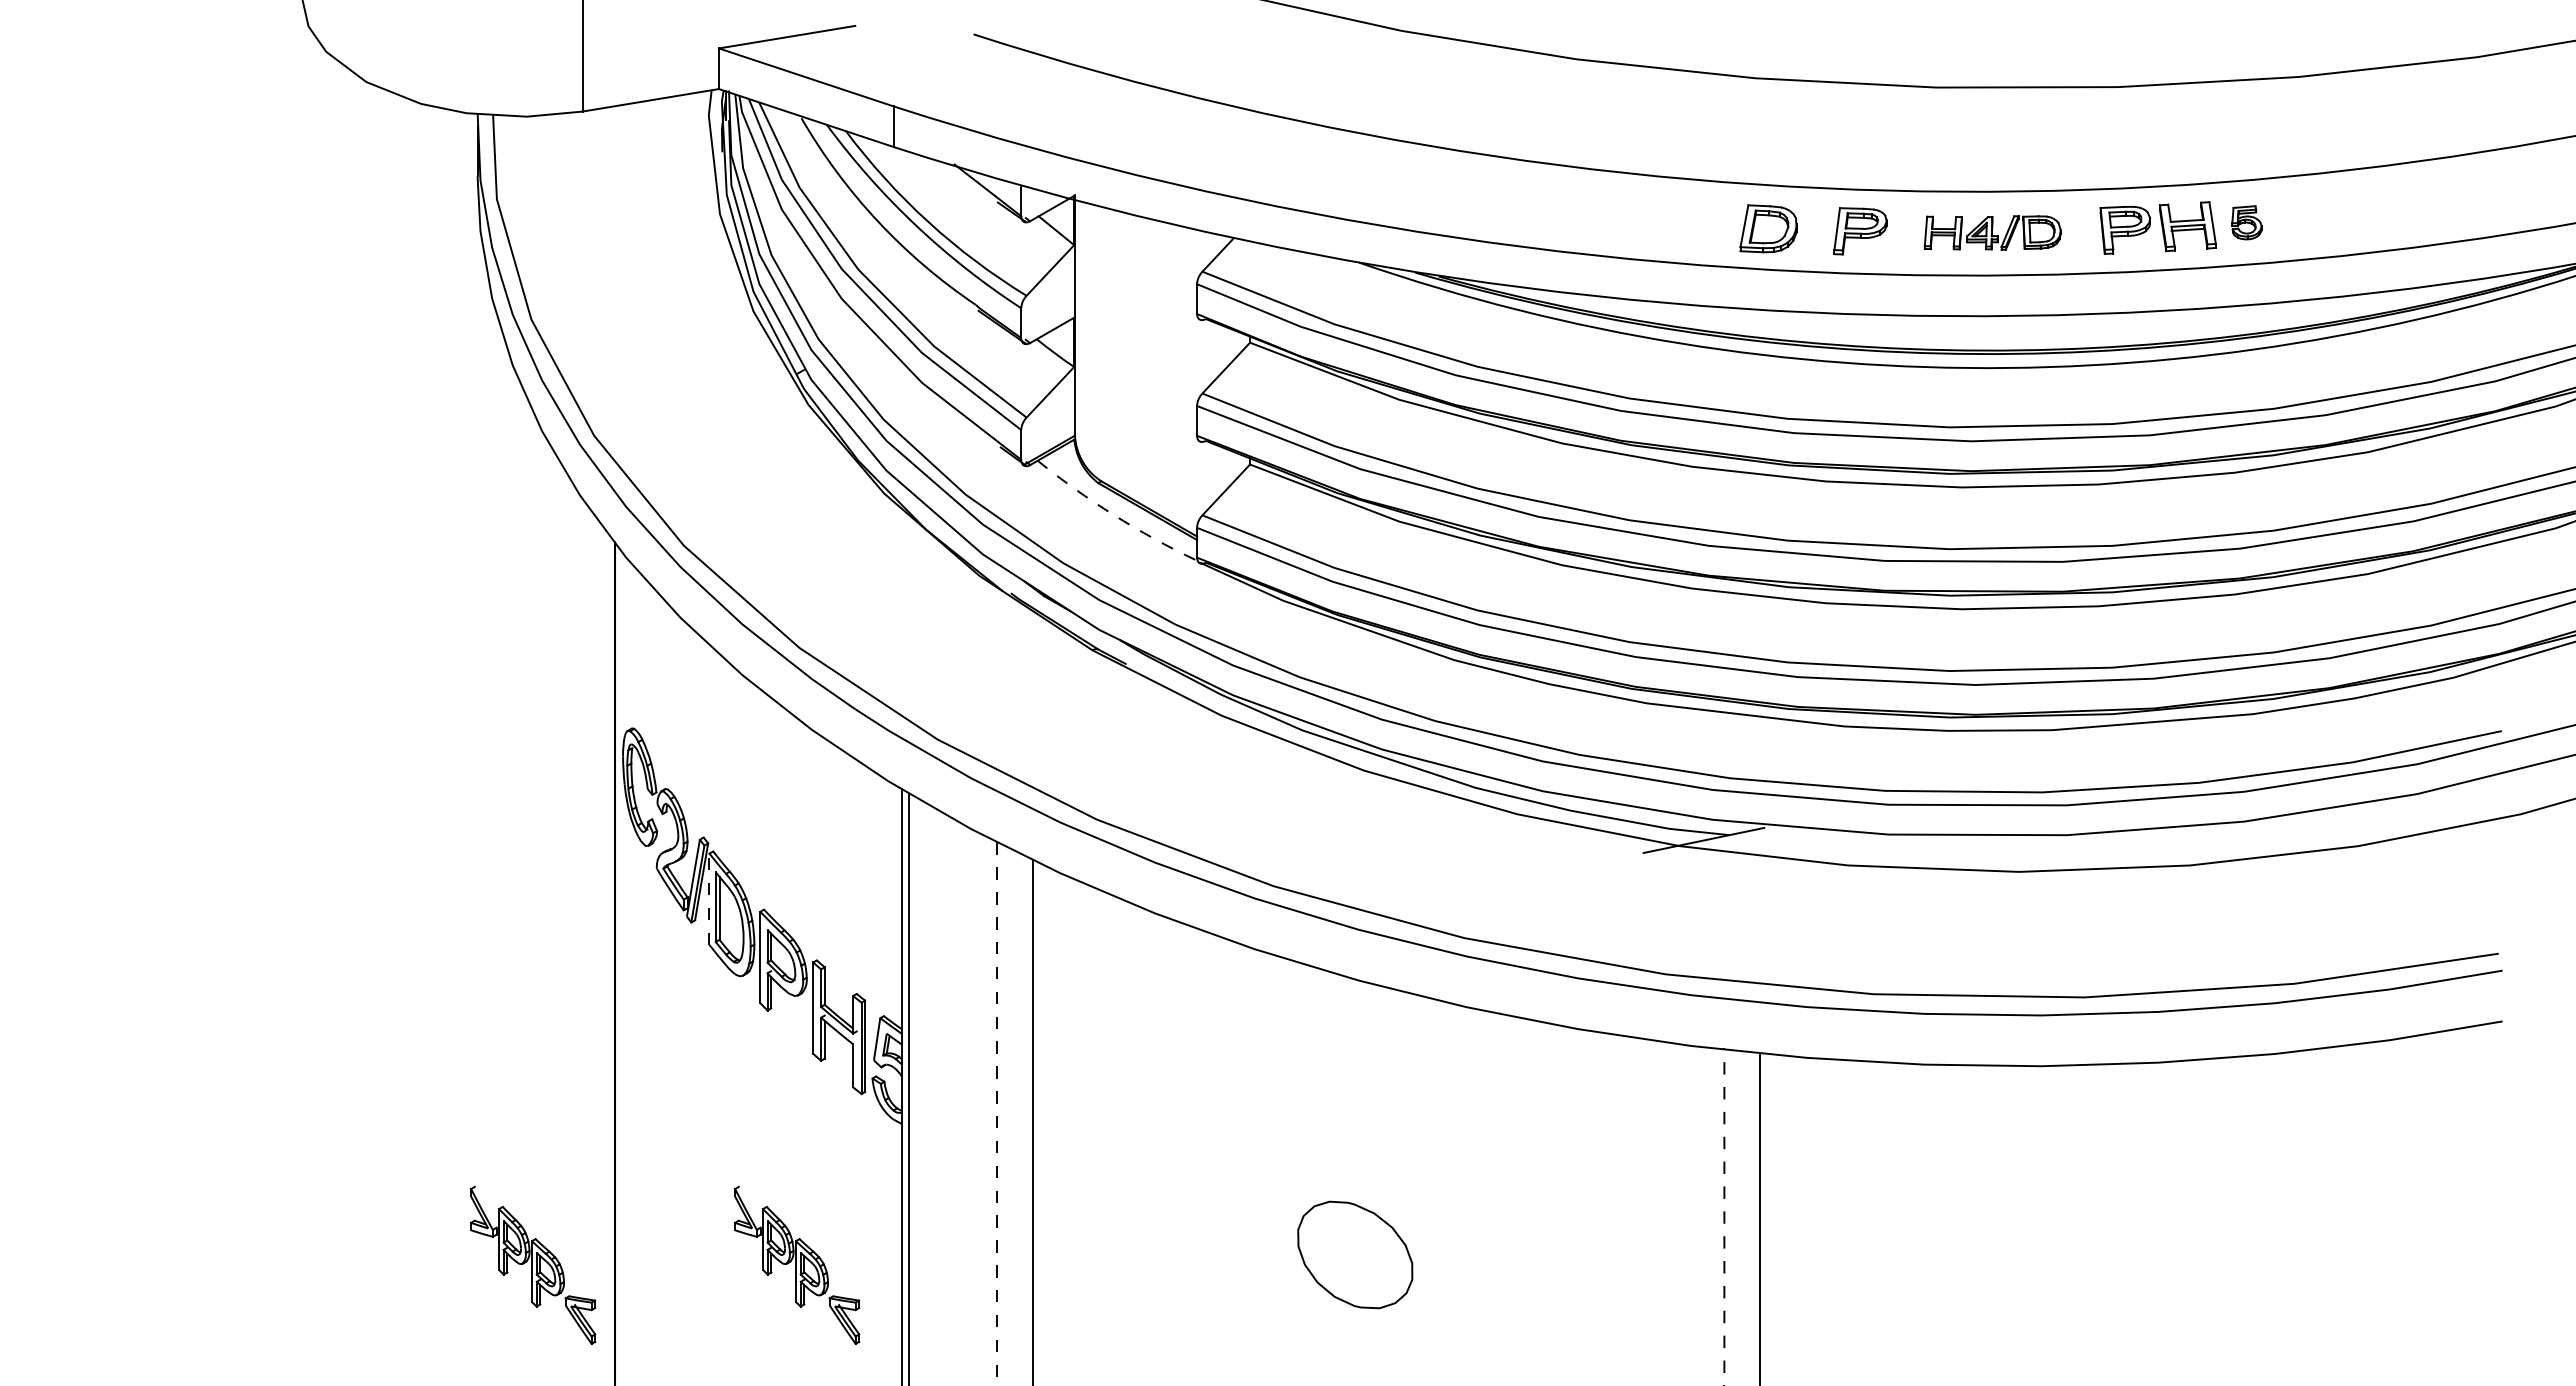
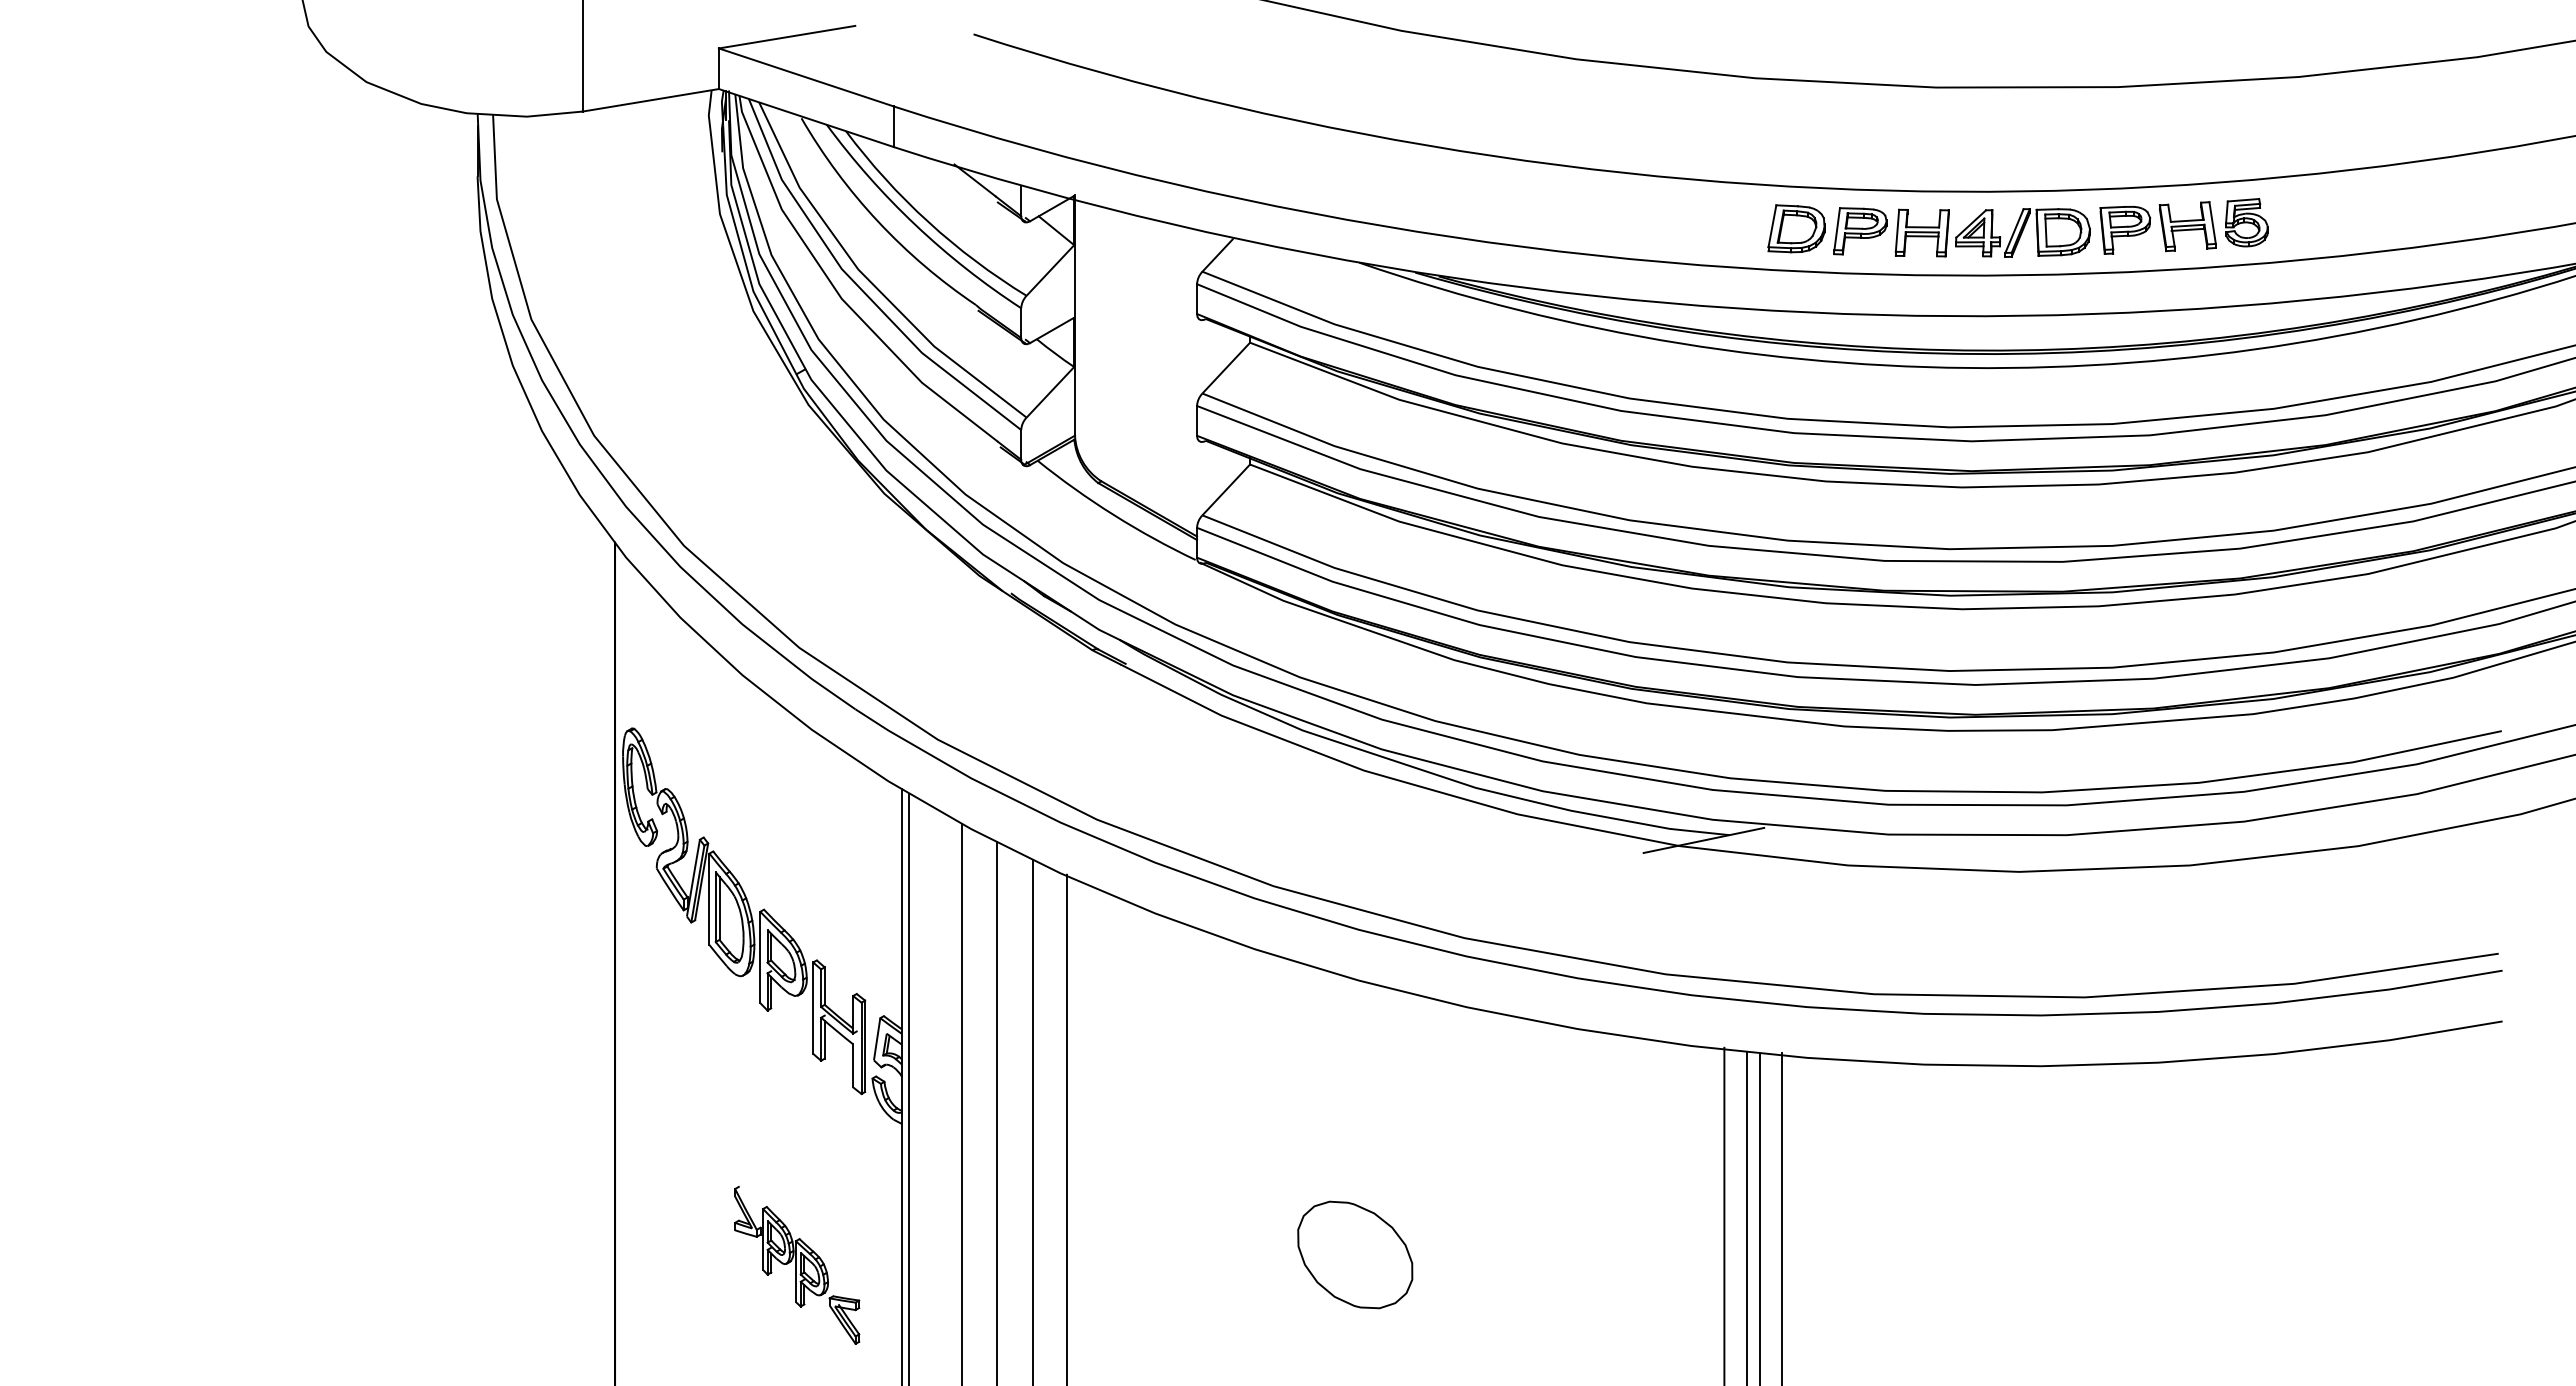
part size: 32x36 px -> 44x50 px (2246, 222)
part position: (1768, 228) -> (1796, 228) (1796, 228)
part size: 139x36 px -> 197x50 px (1992, 232)
arc: dashed -> solid (1113, 515)
line: dashed -> solid (709, 899)
line: none -> present (961, 1102)
line: dashed -> solid (996, 1114)
line: none -> present (1066, 1128)
line: dashed -> solid (1724, 1216)
line: none -> present (1747, 1217)
line: none -> present (1782, 1217)
part: present -> none (533, 1265)
